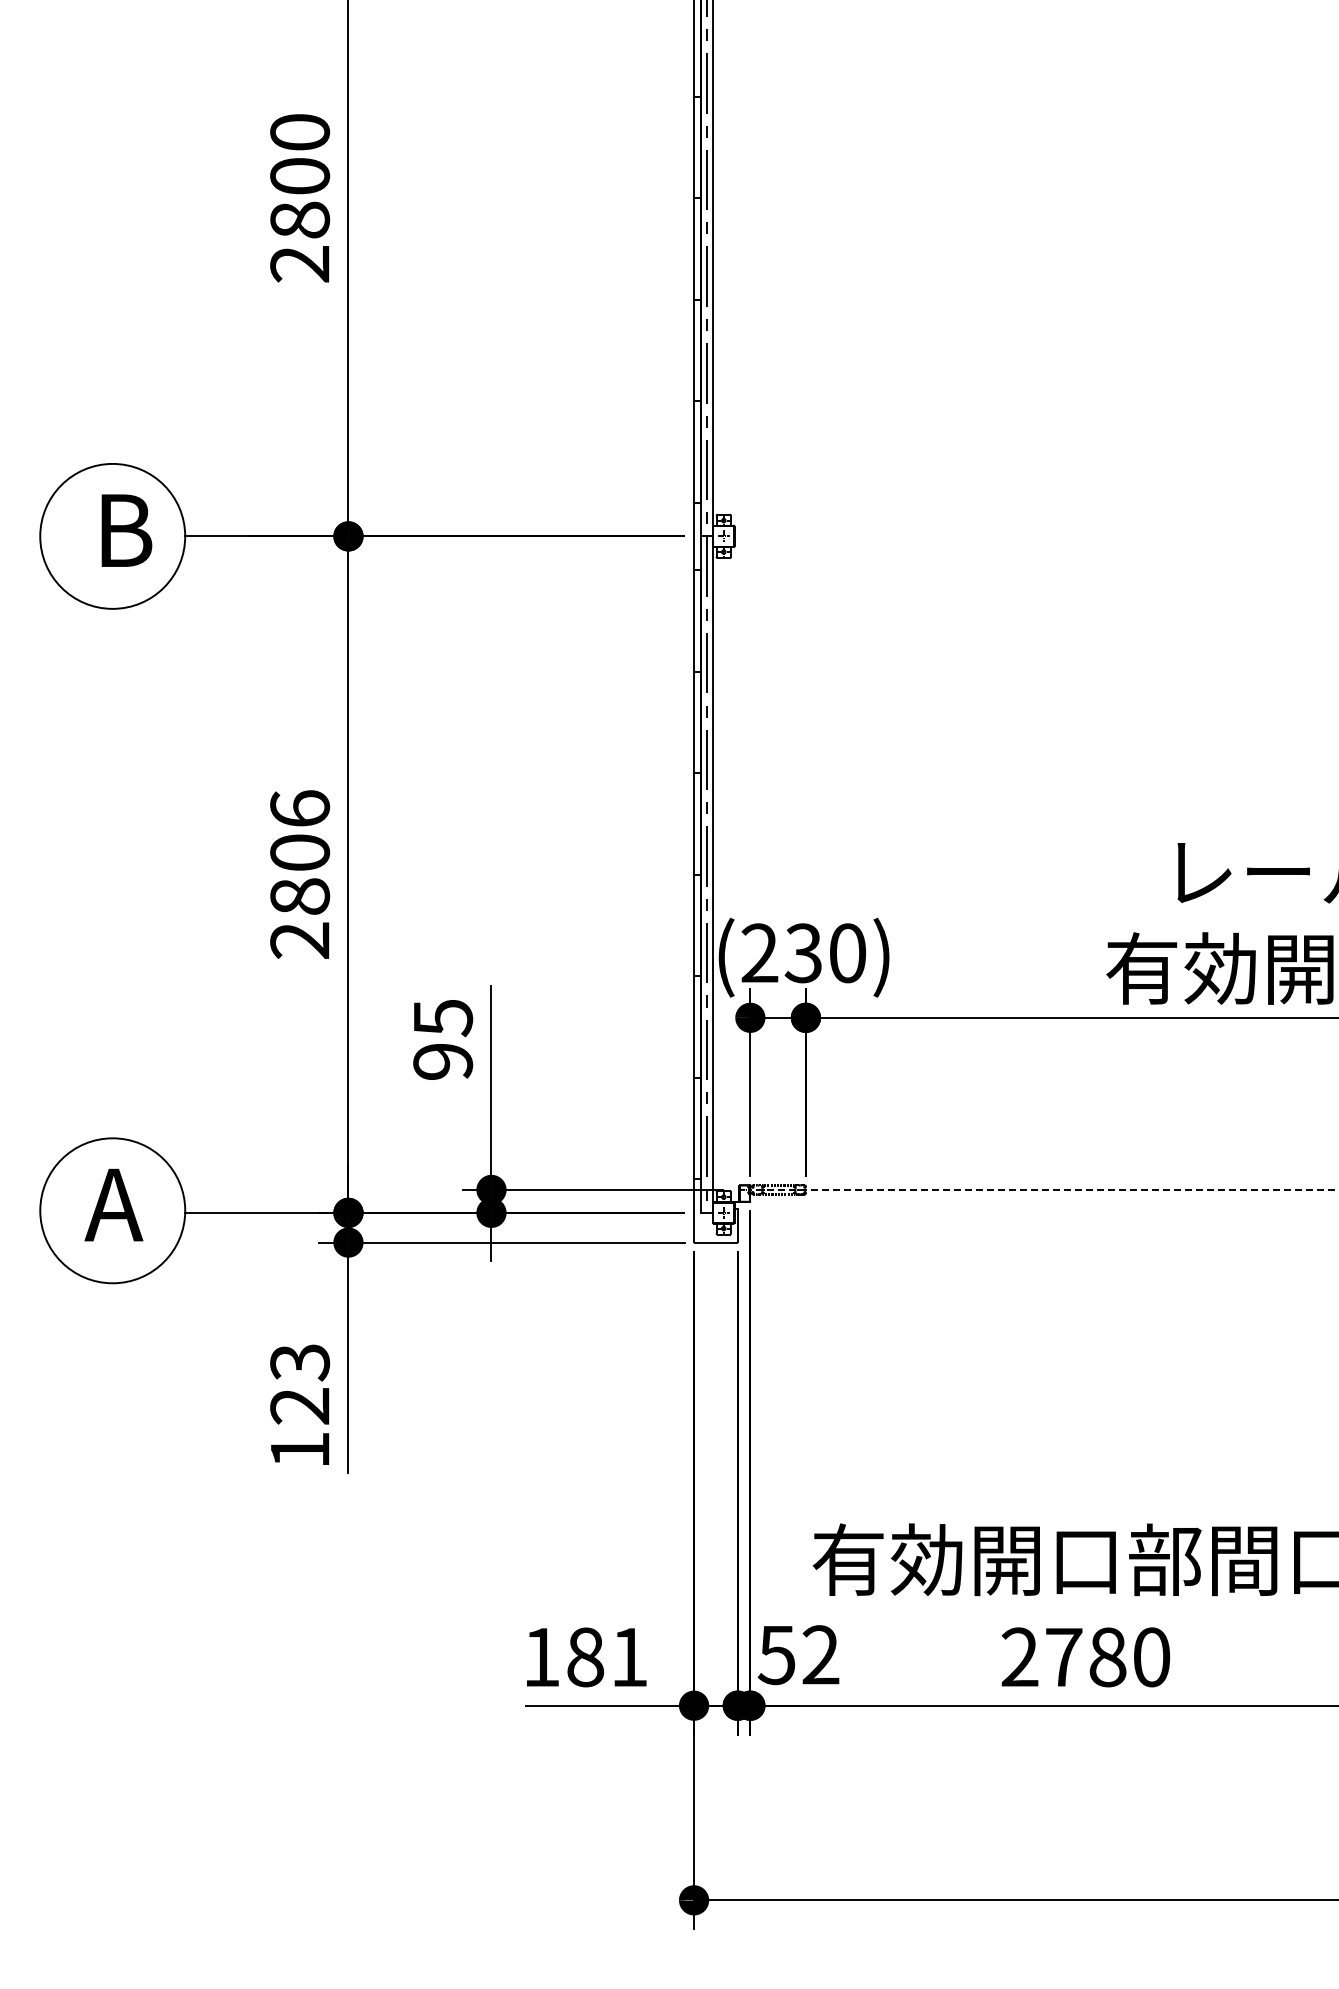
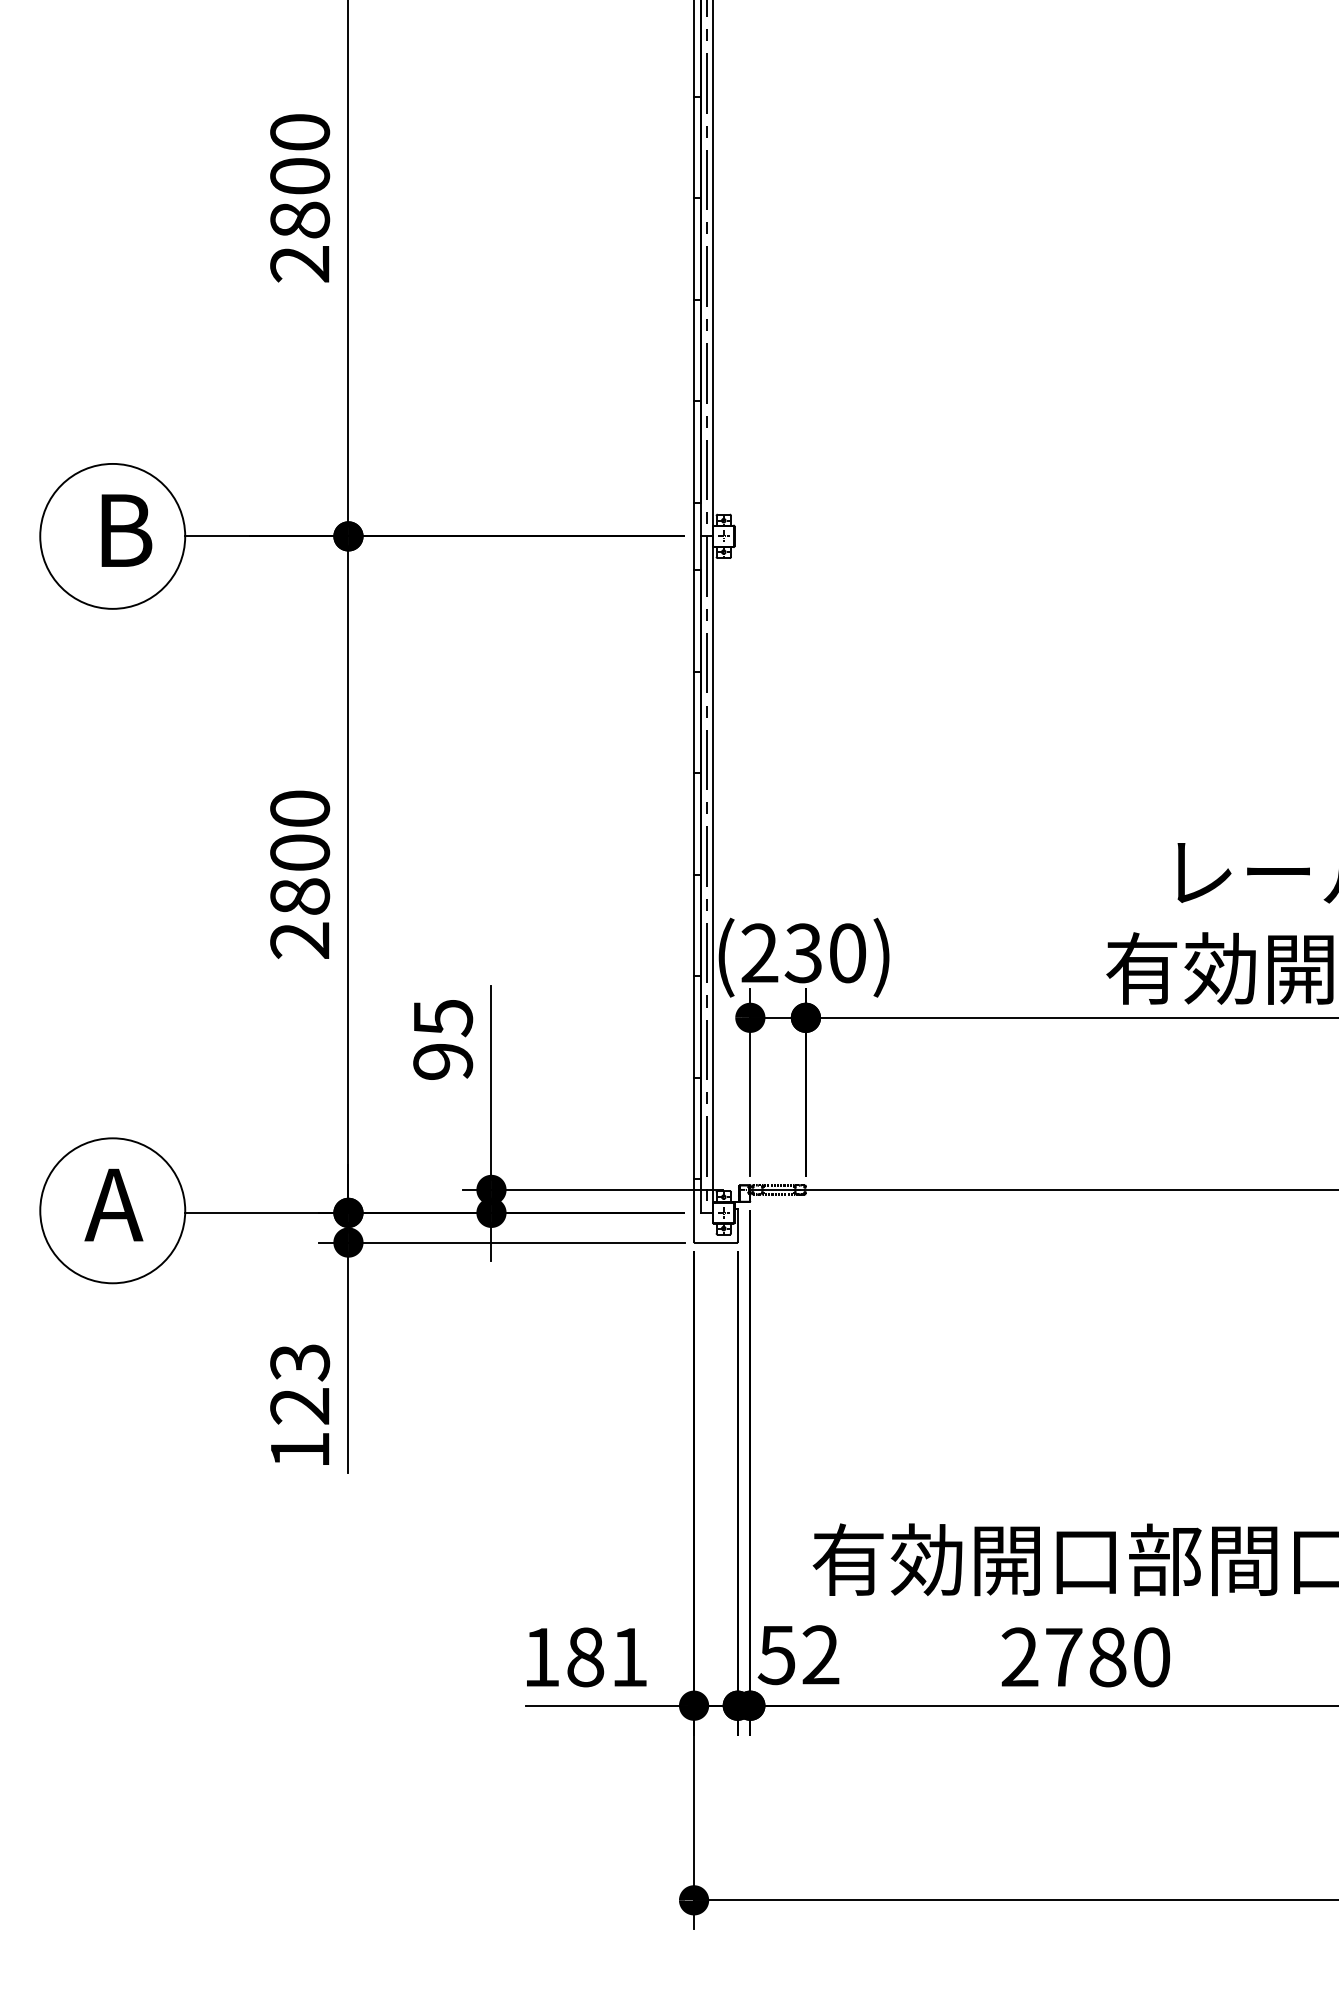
text: 2806 -> 2800 (300, 808)
line: dashed -> solid (1044, 1189)
